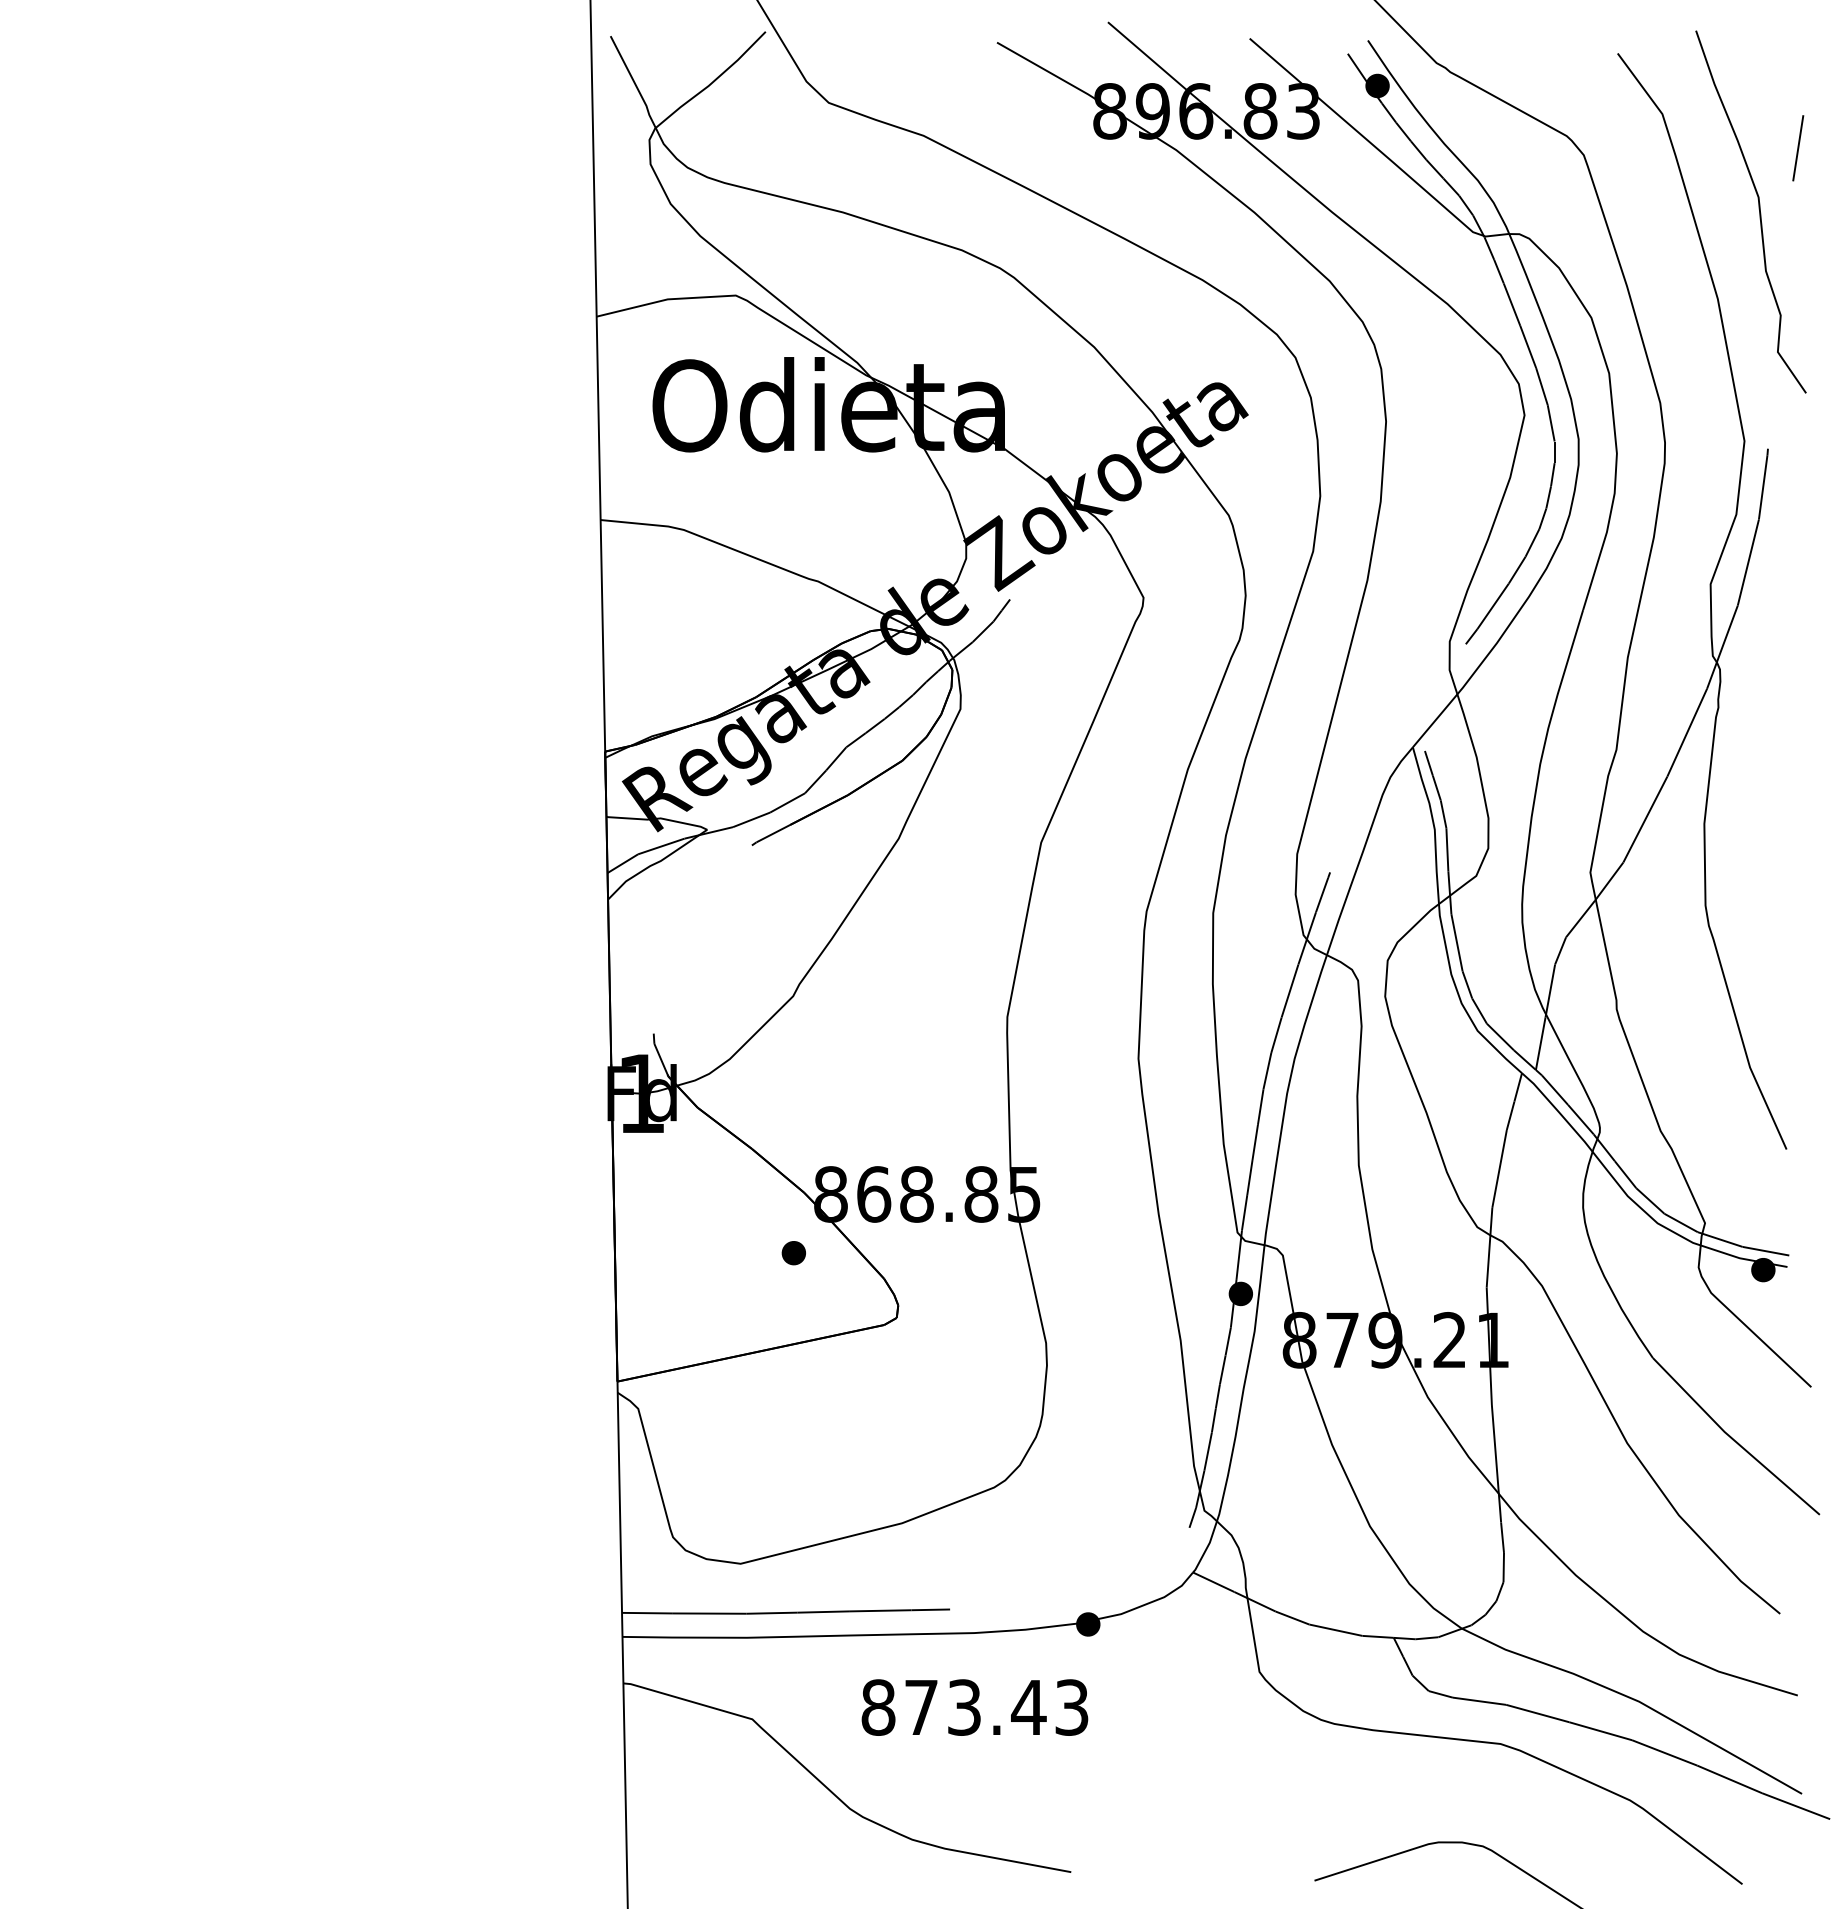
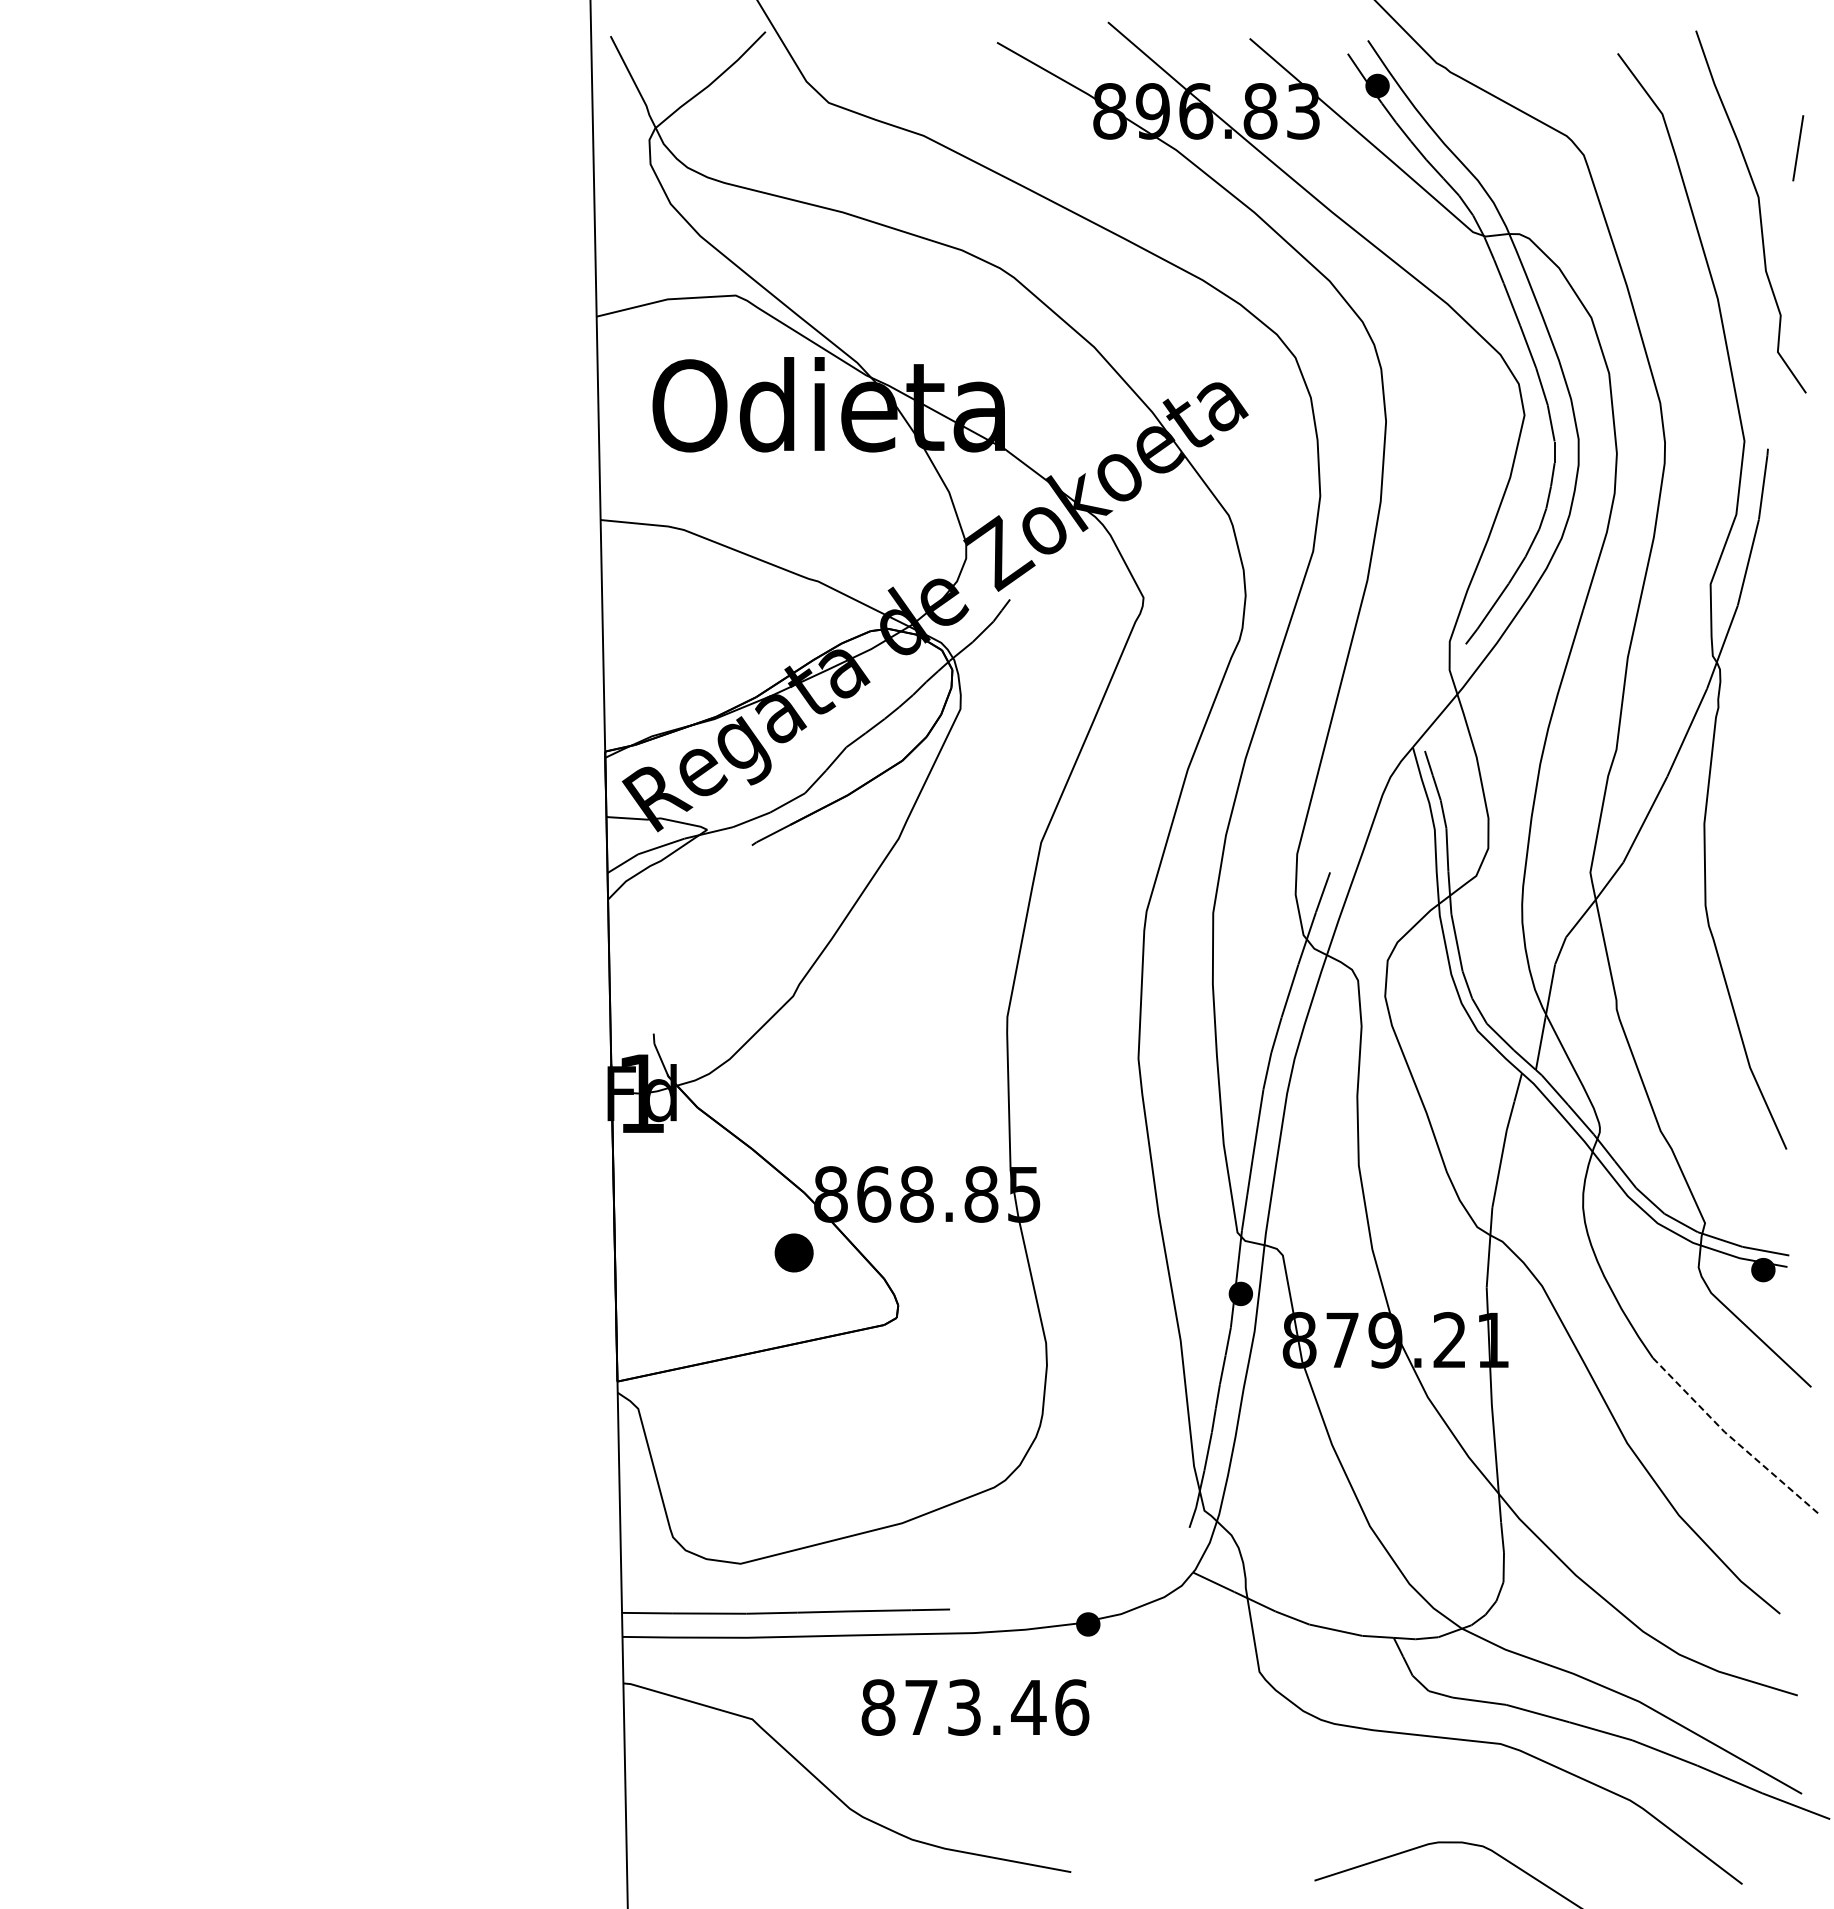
part size: 25x25 px -> 40x40 px (793, 1252)
line: solid -> dashed (1732, 1439)
text: 873.43 -> 873.46 (1072, 1707)
